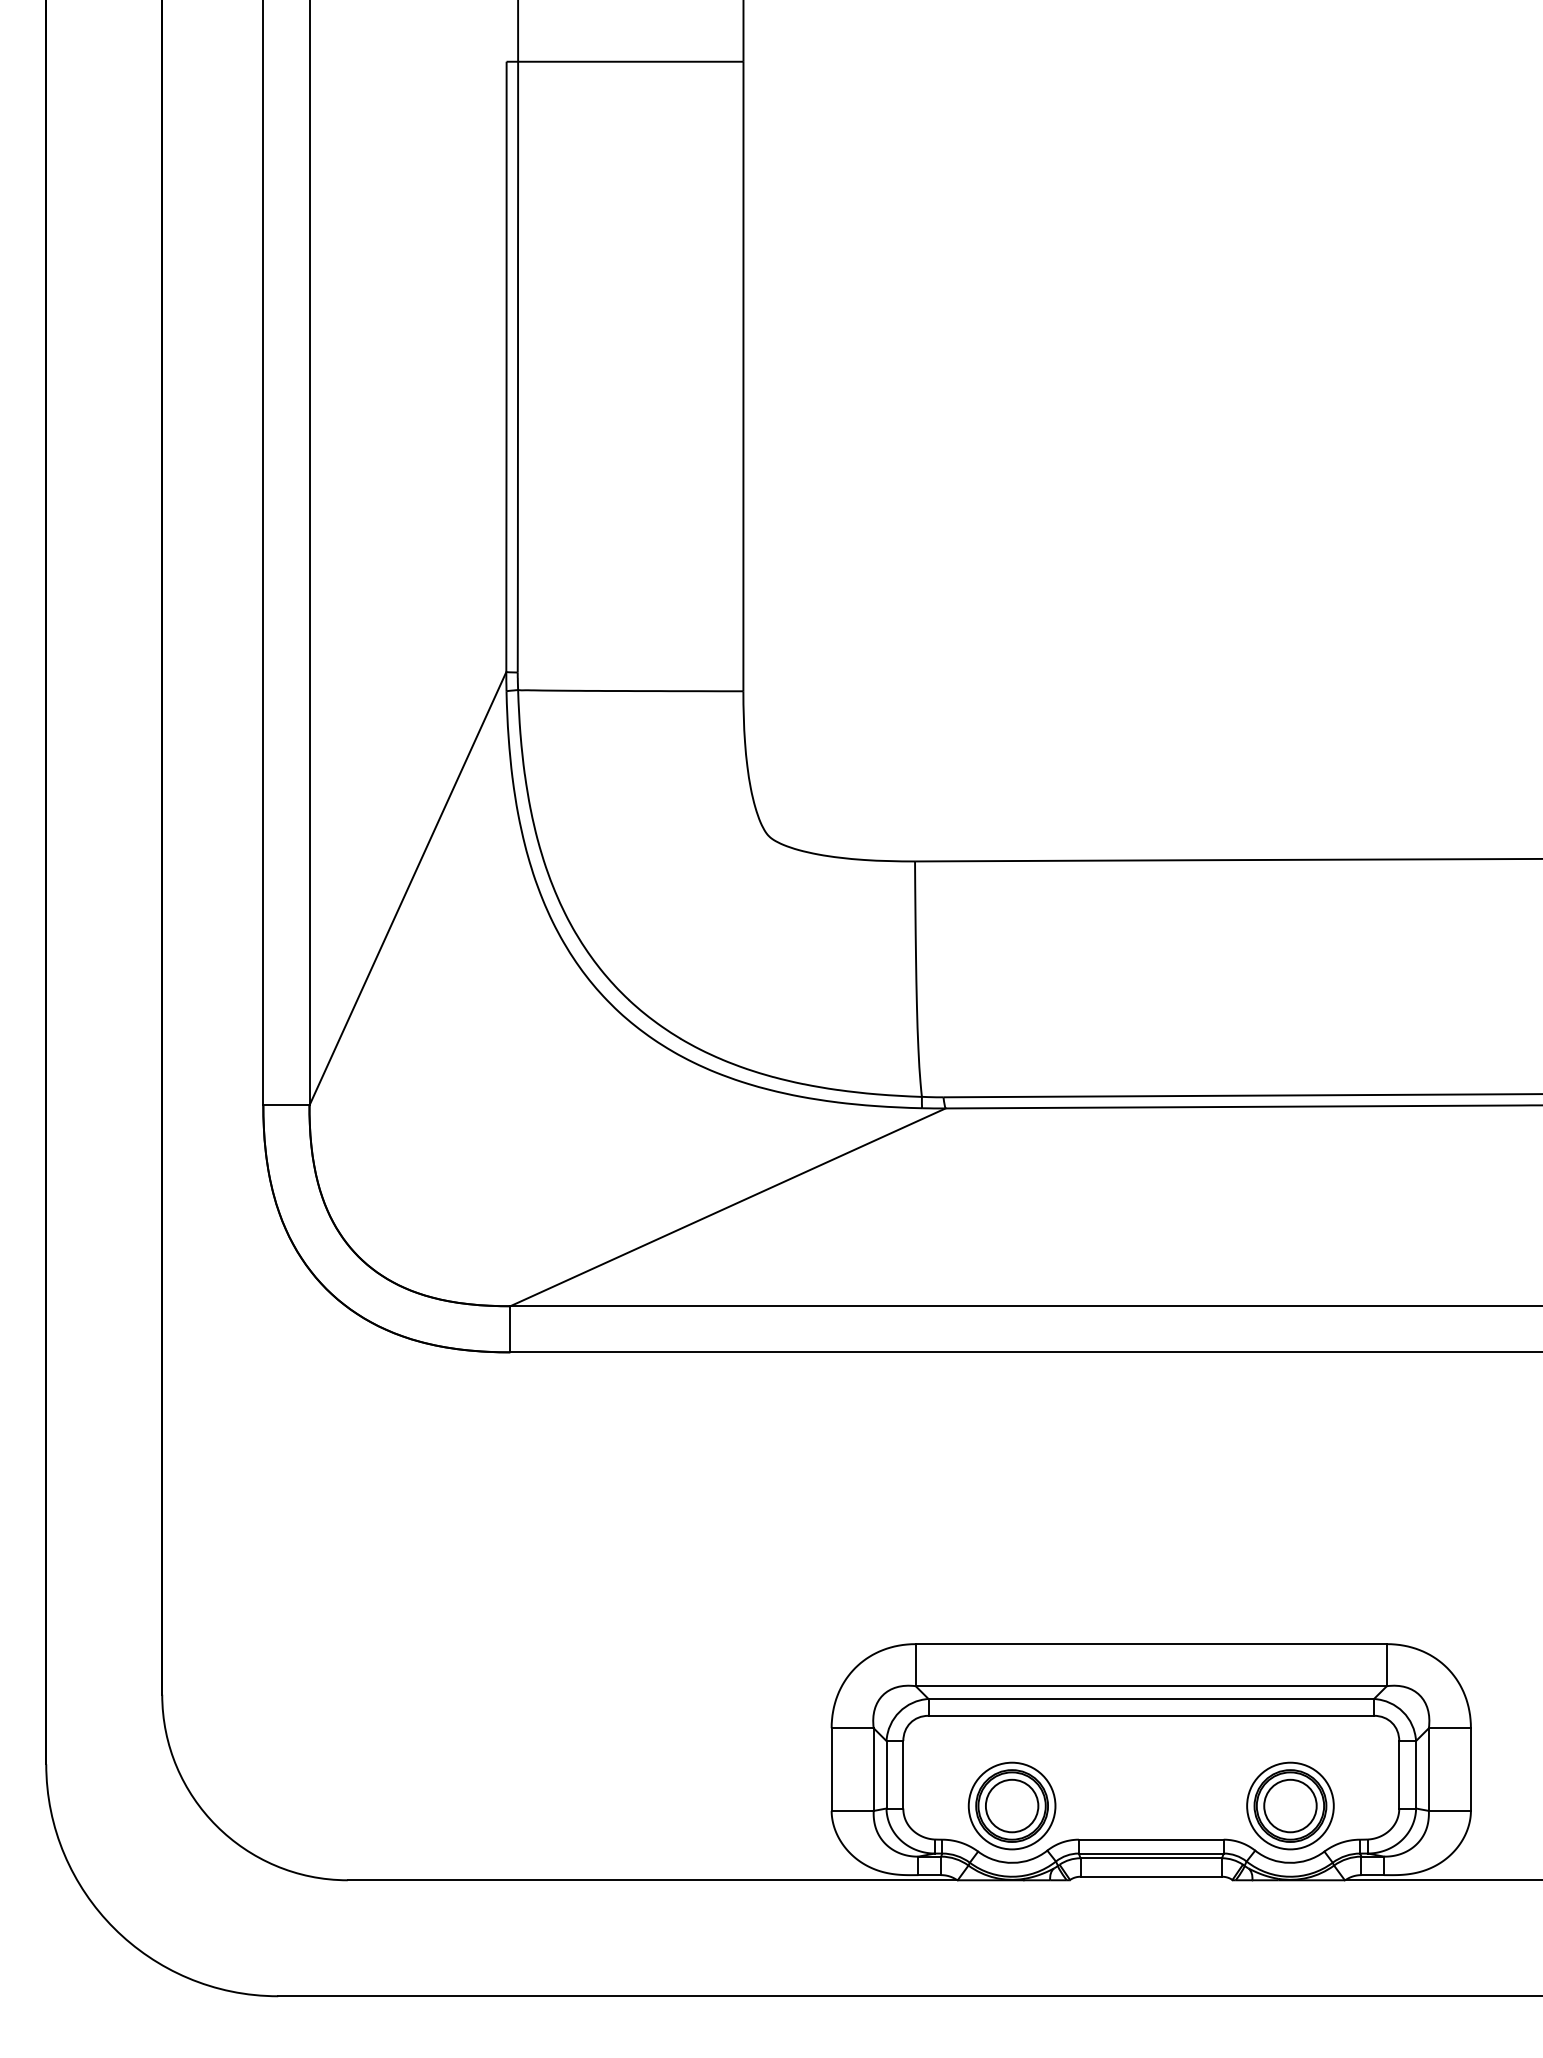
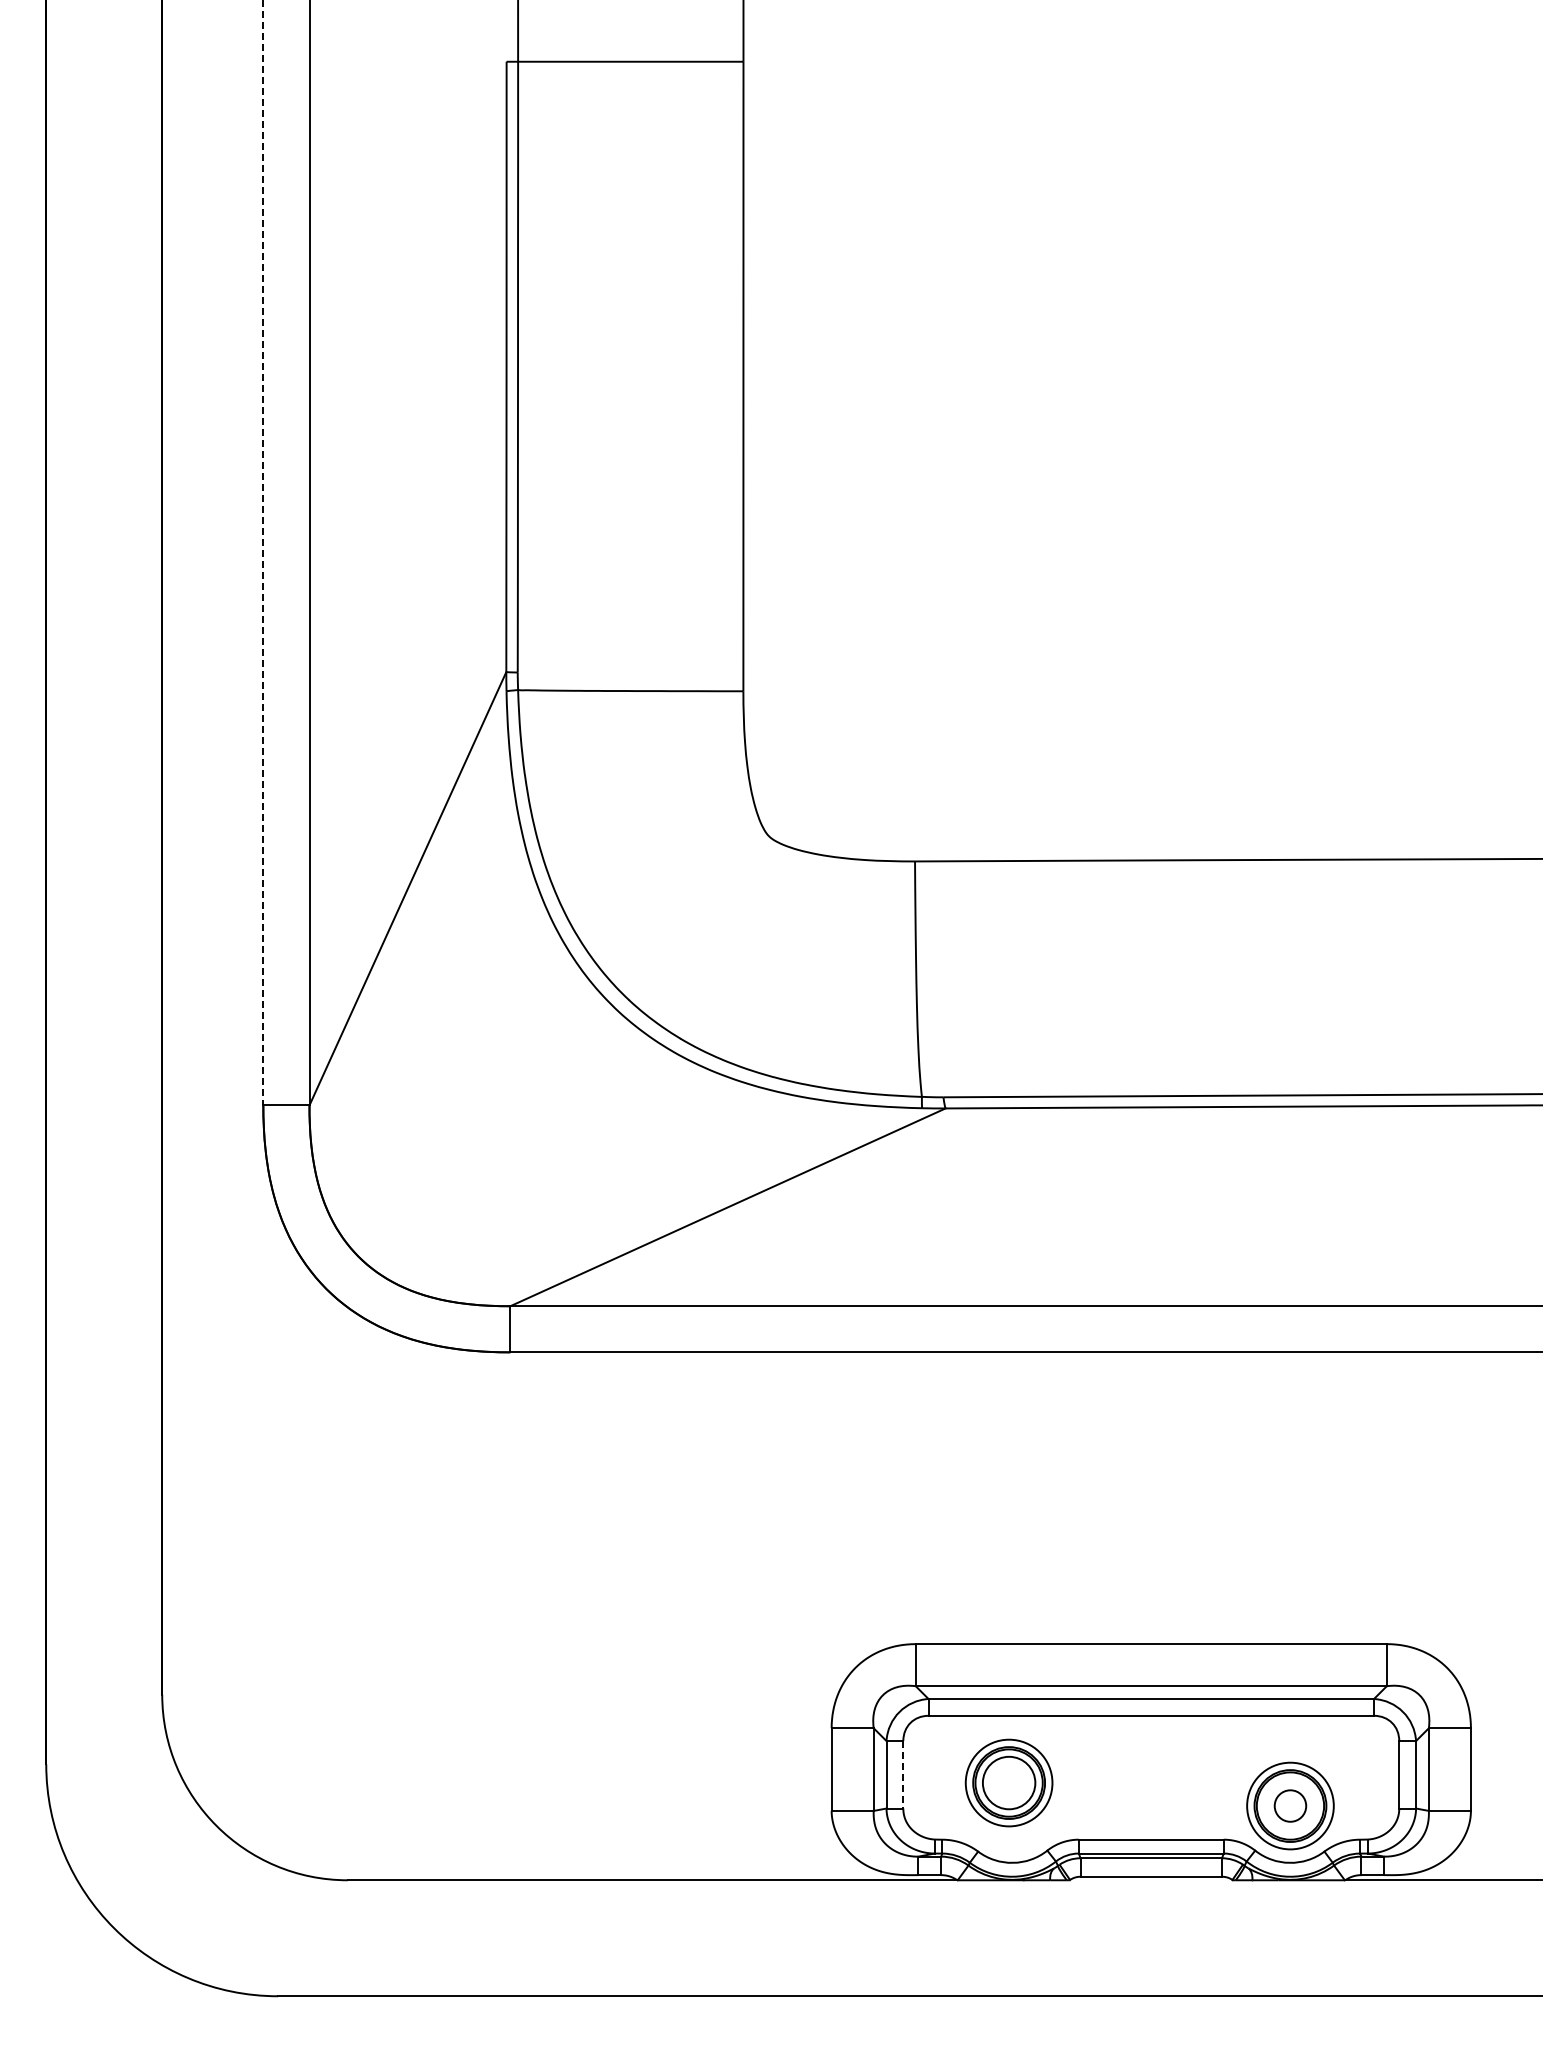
line: solid -> dashed (263, 553)
line: solid -> dashed (903, 1774)
part position: (1011, 1805) -> (1008, 1782) (1008, 1782)
circle diameter: 52 px -> 31 px (1290, 1805)
